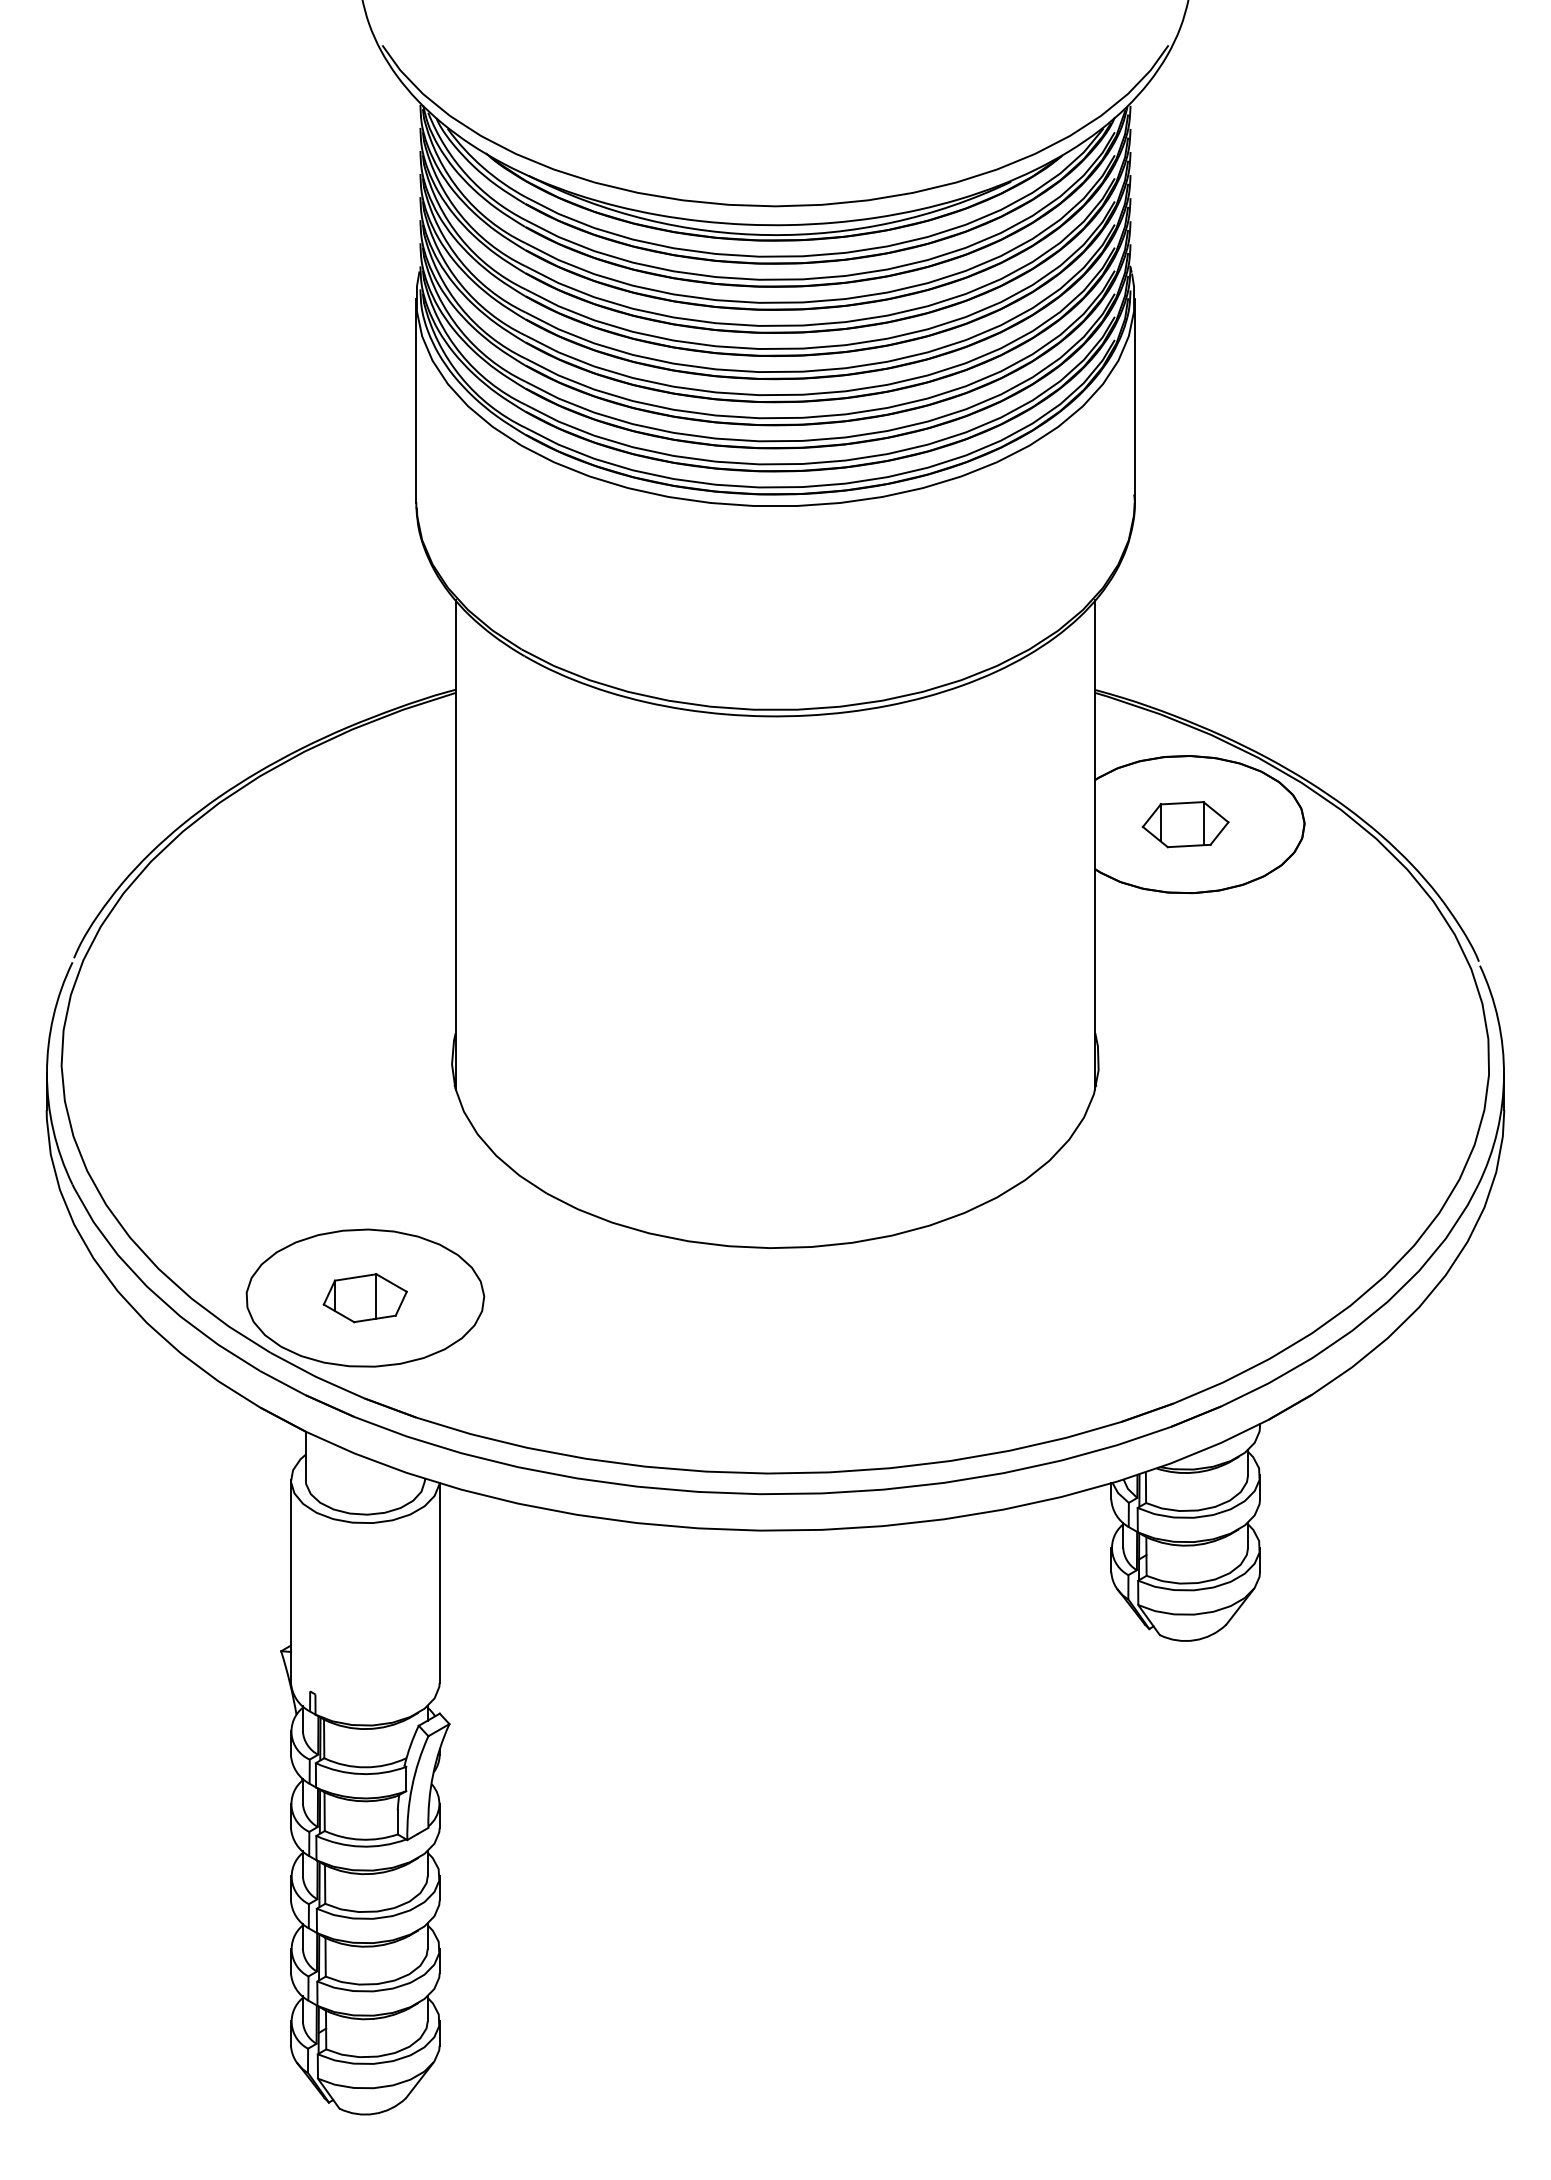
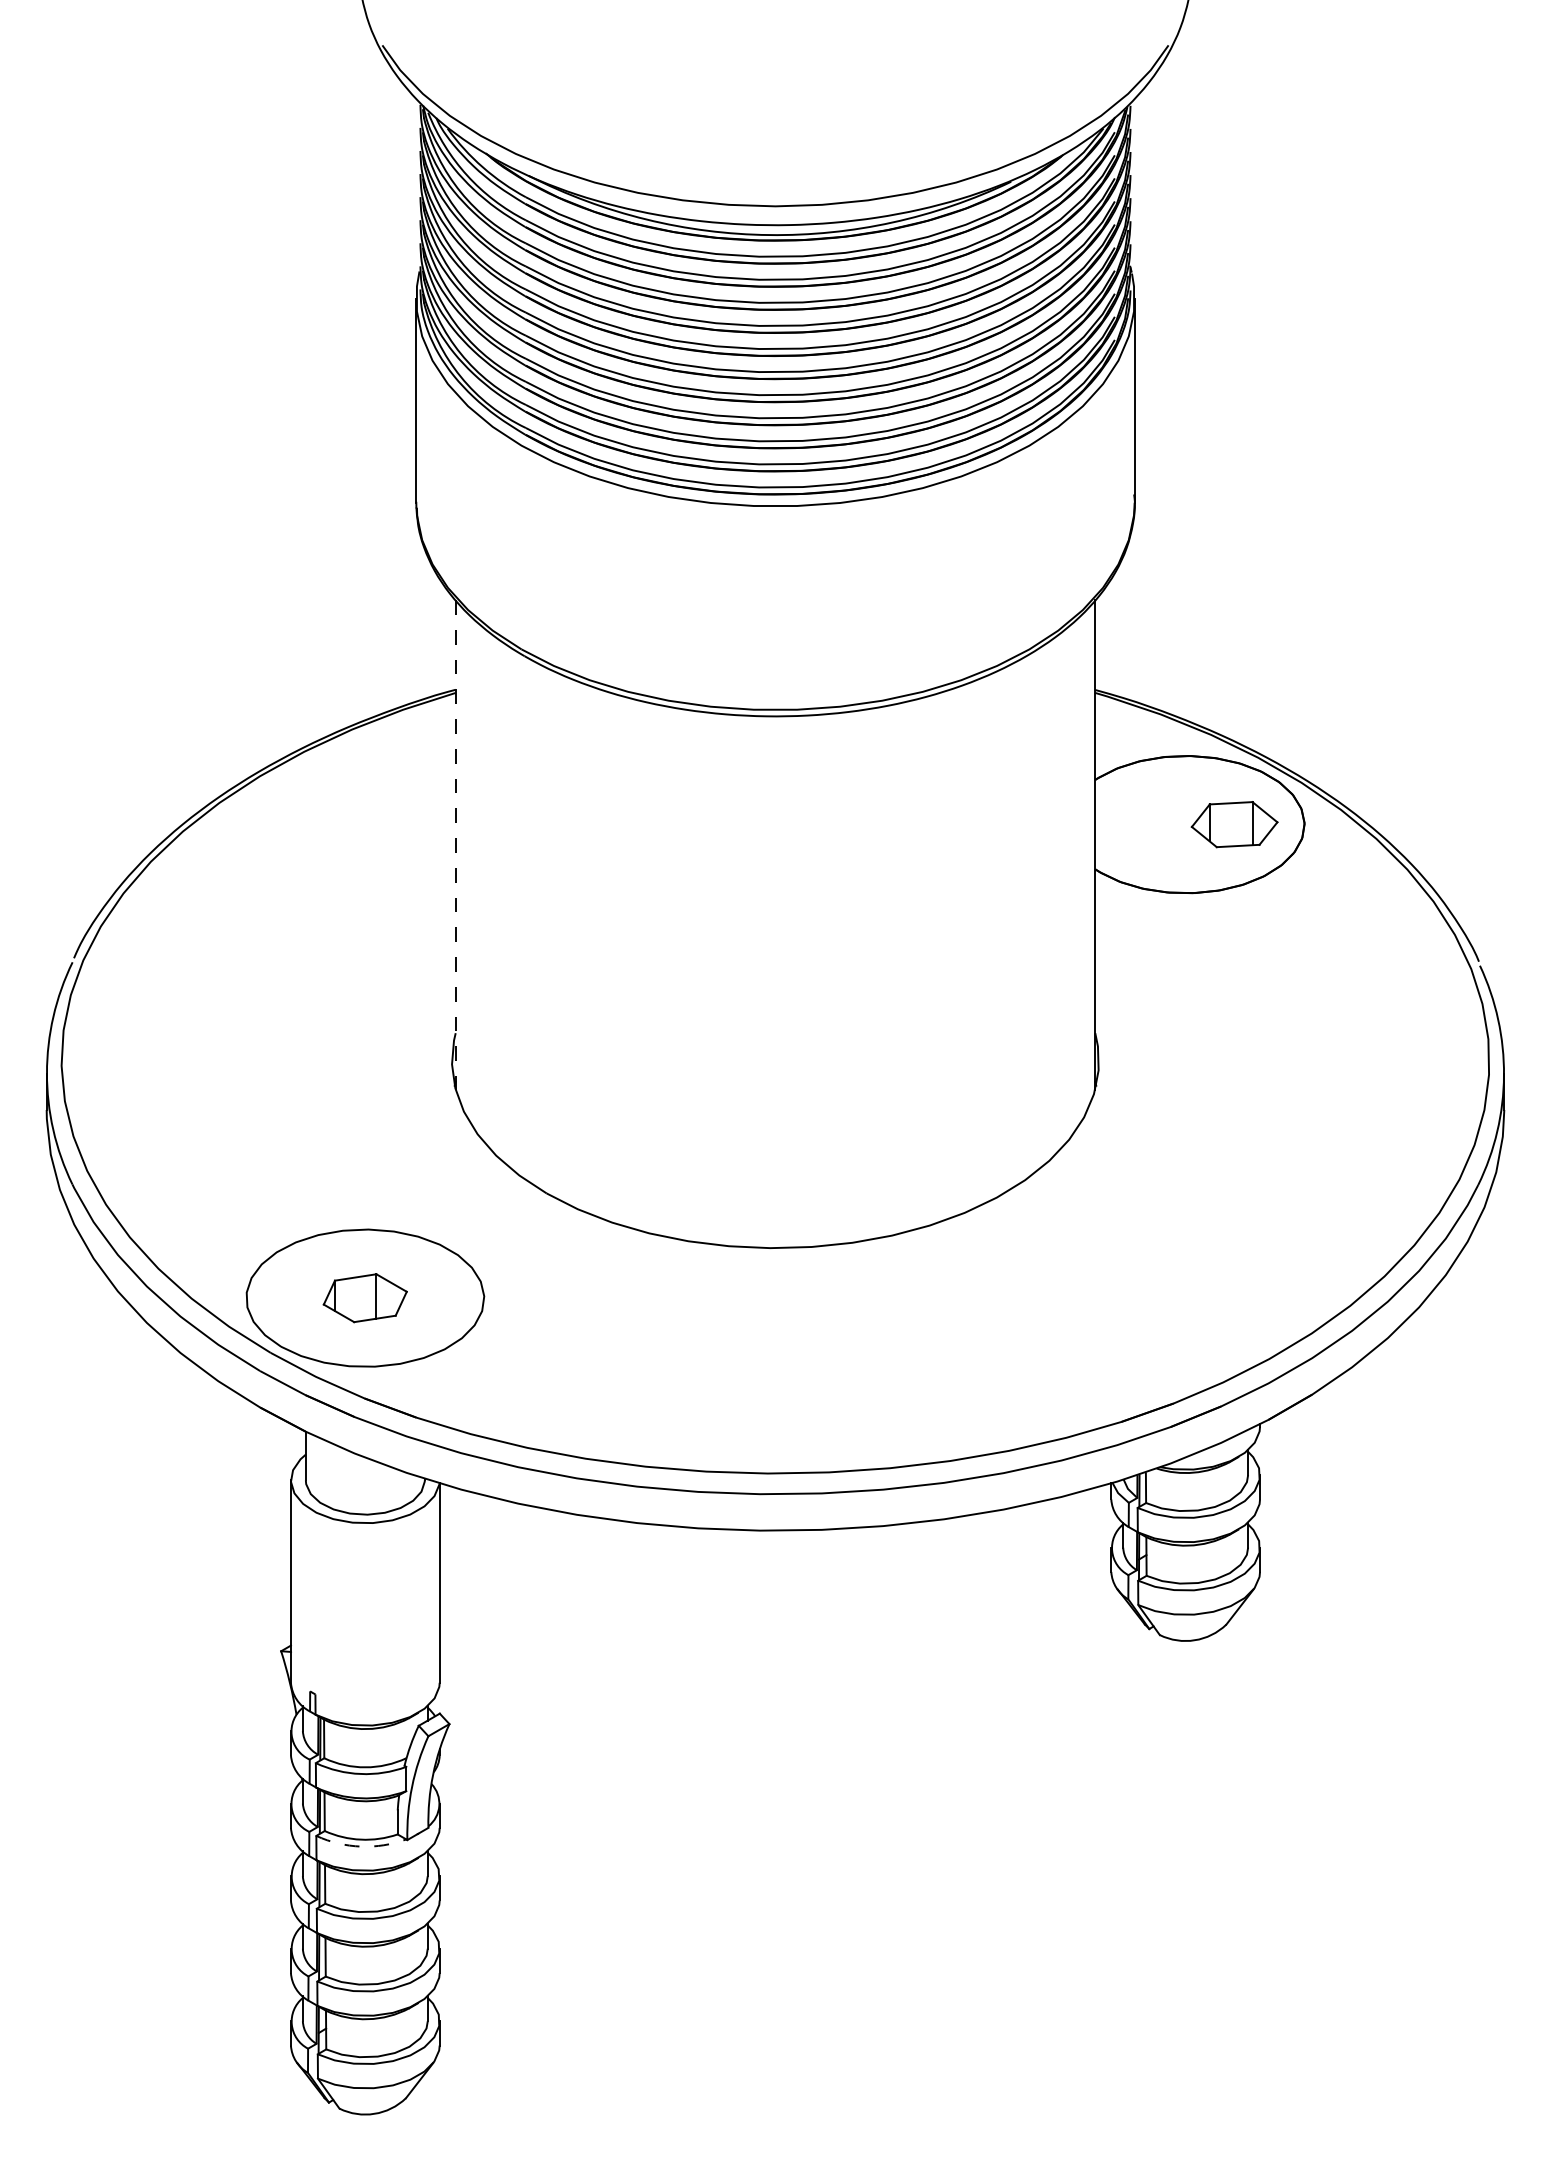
part position: (1185, 824) -> (1234, 824) (1234, 824)
line: solid -> dashed (455, 844)
arc: solid -> dashed (361, 1846)
